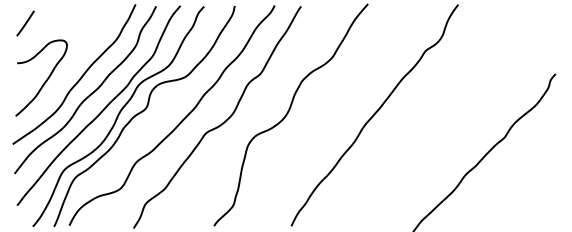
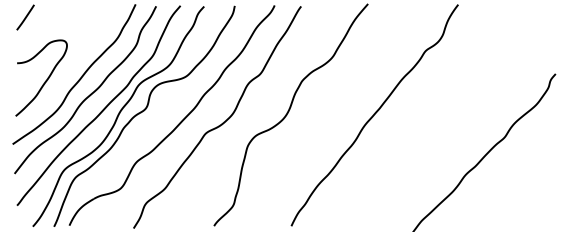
line position: (25, 23) -> (25, 17) (25, 17)
